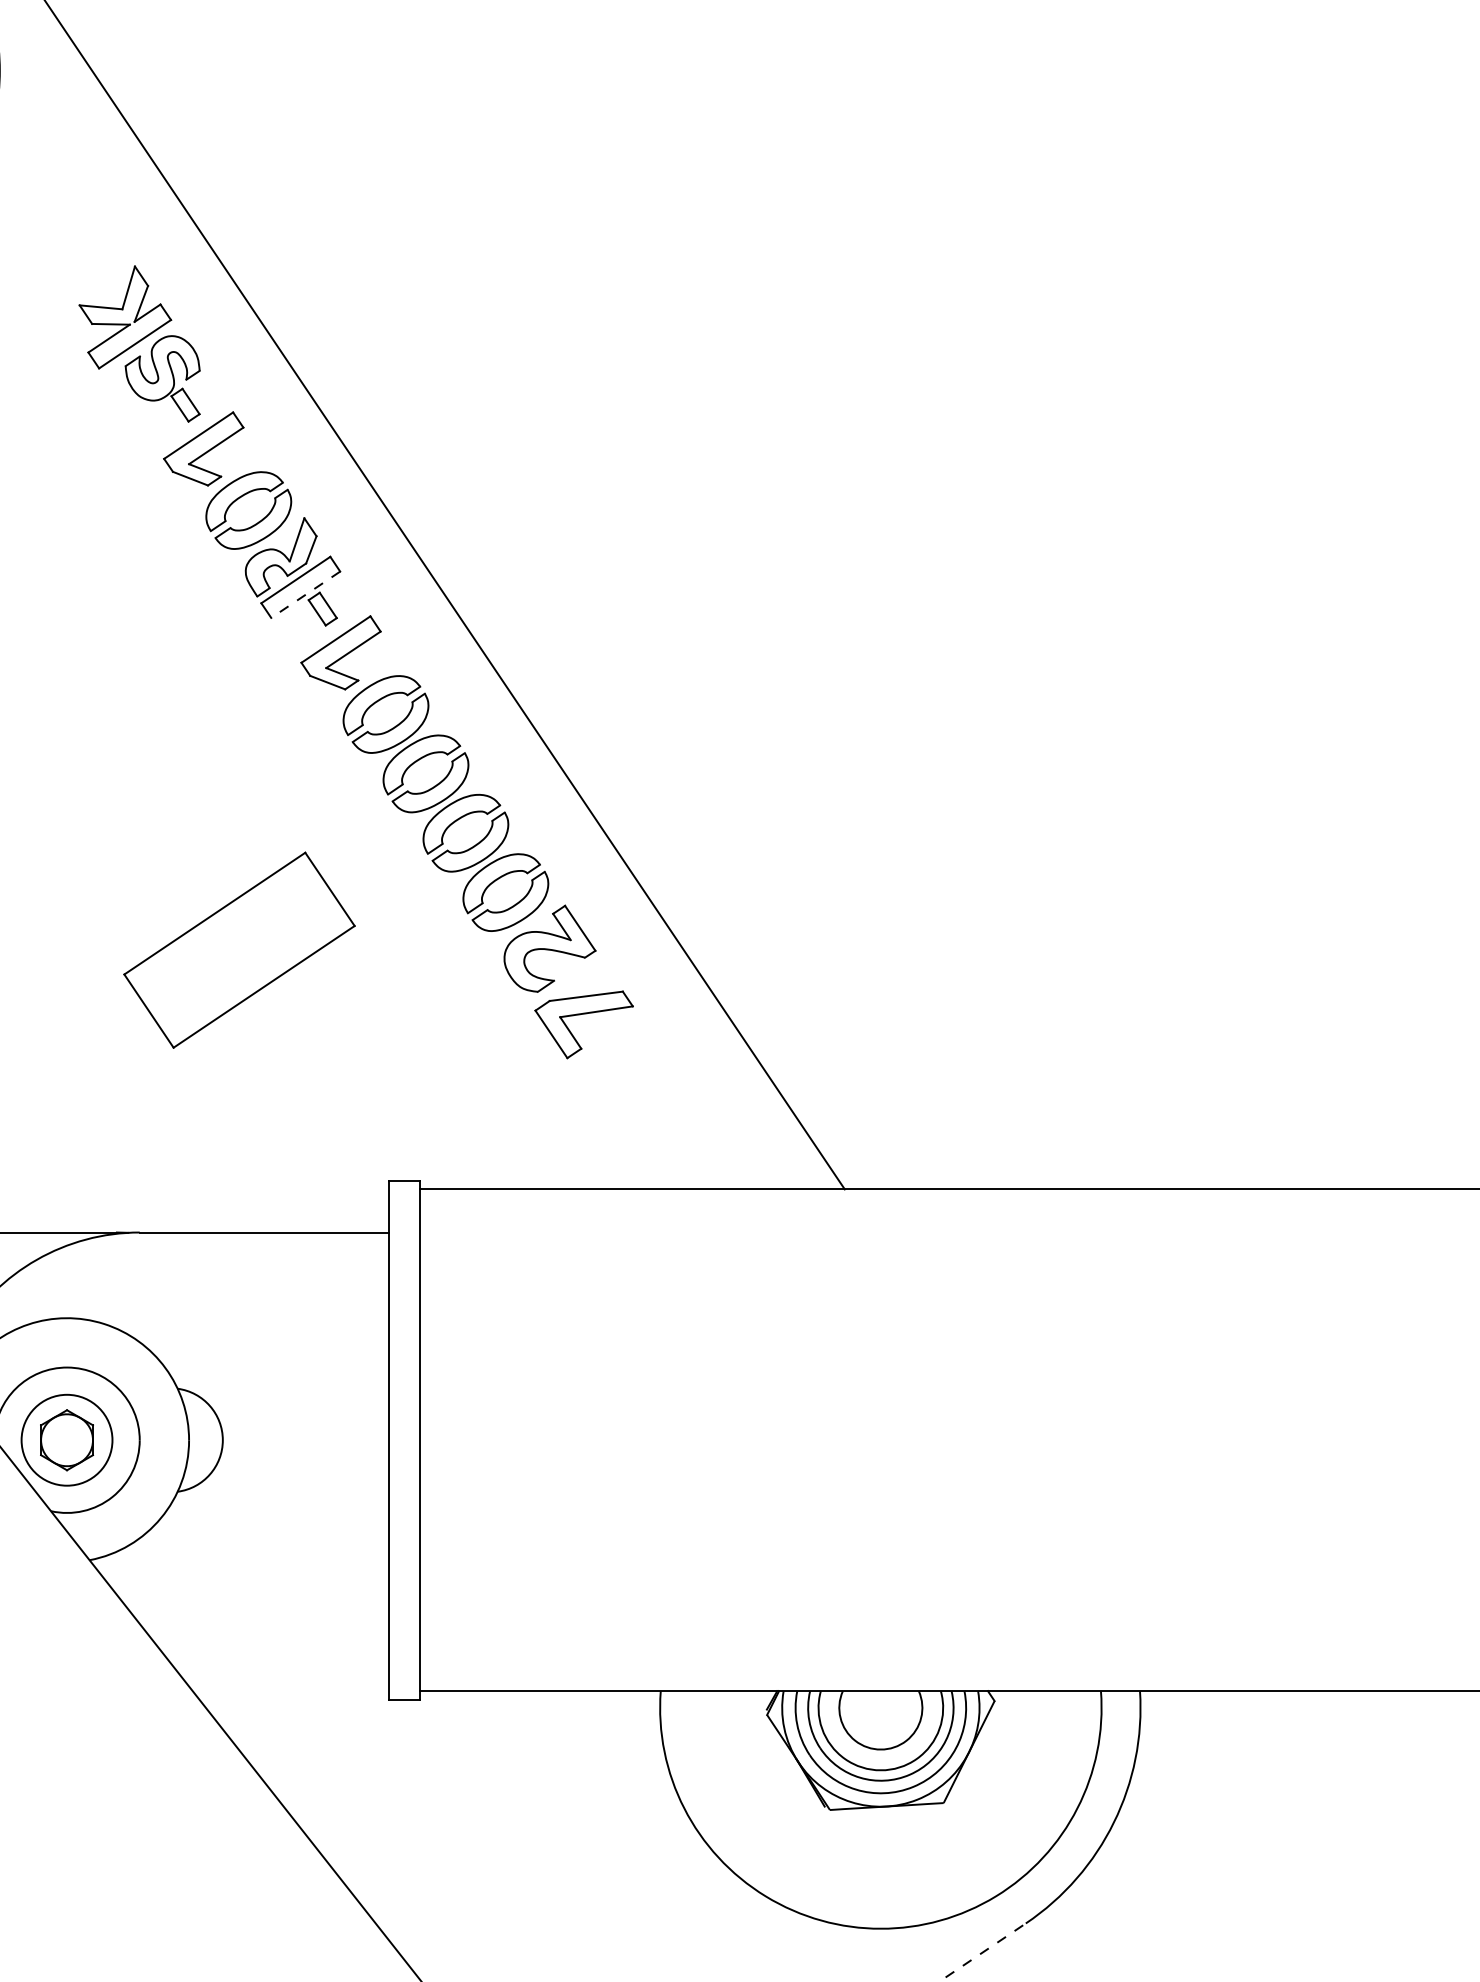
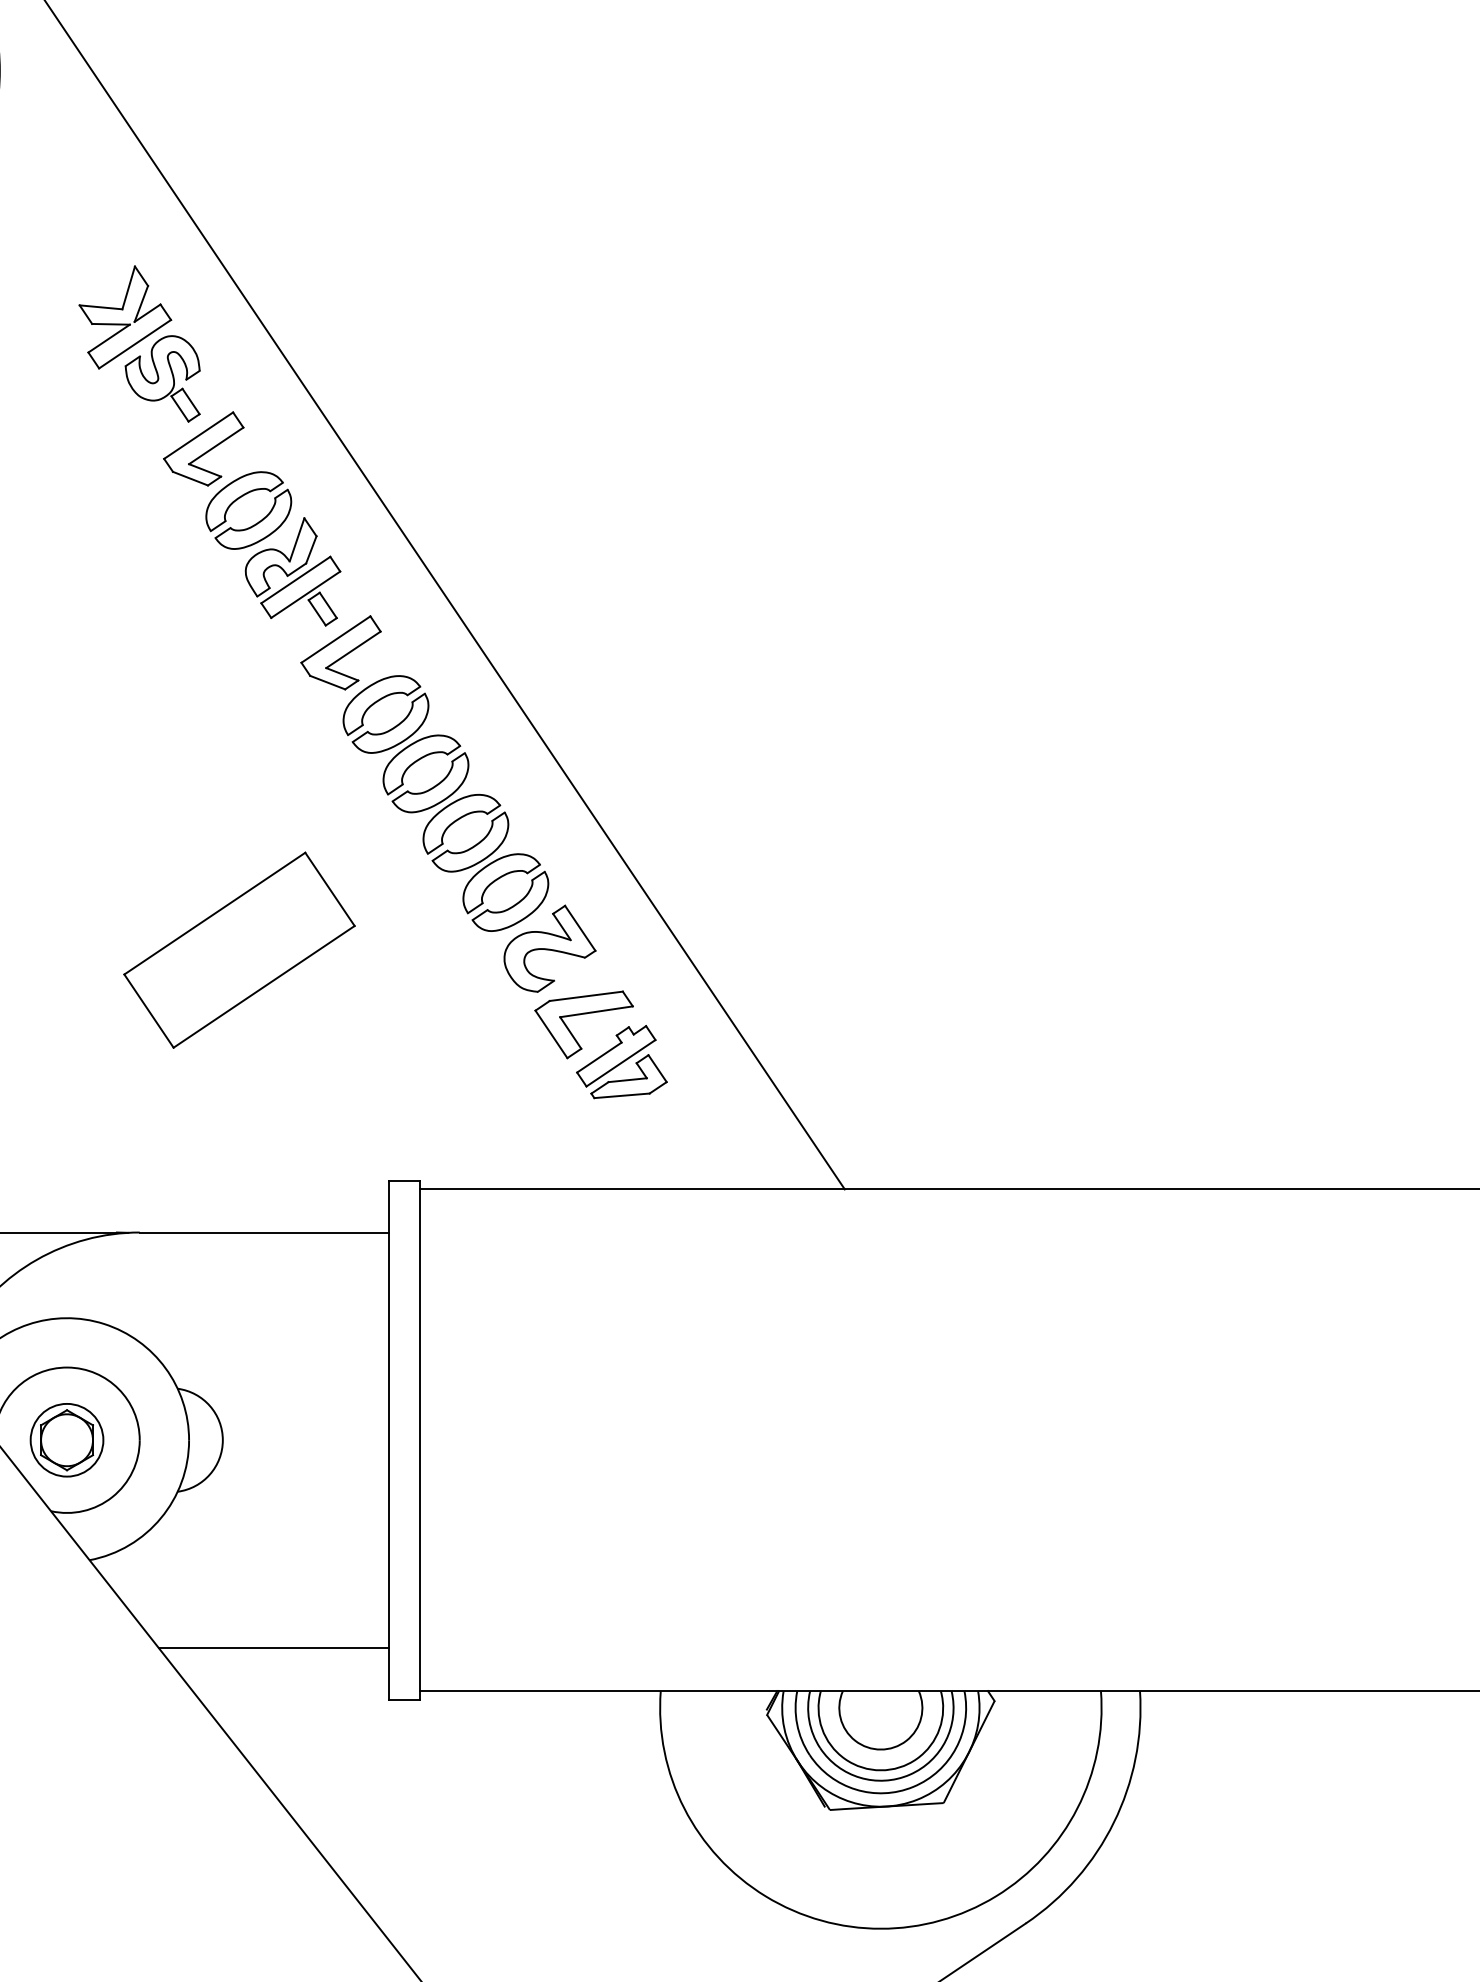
line: dashed -> solid (305, 594)
part: none -> present (621, 1062)
circle diameter: 91 px -> 73 px (66, 1439)
line: none -> present (273, 1648)
line: dashed -> solid (982, 1952)
